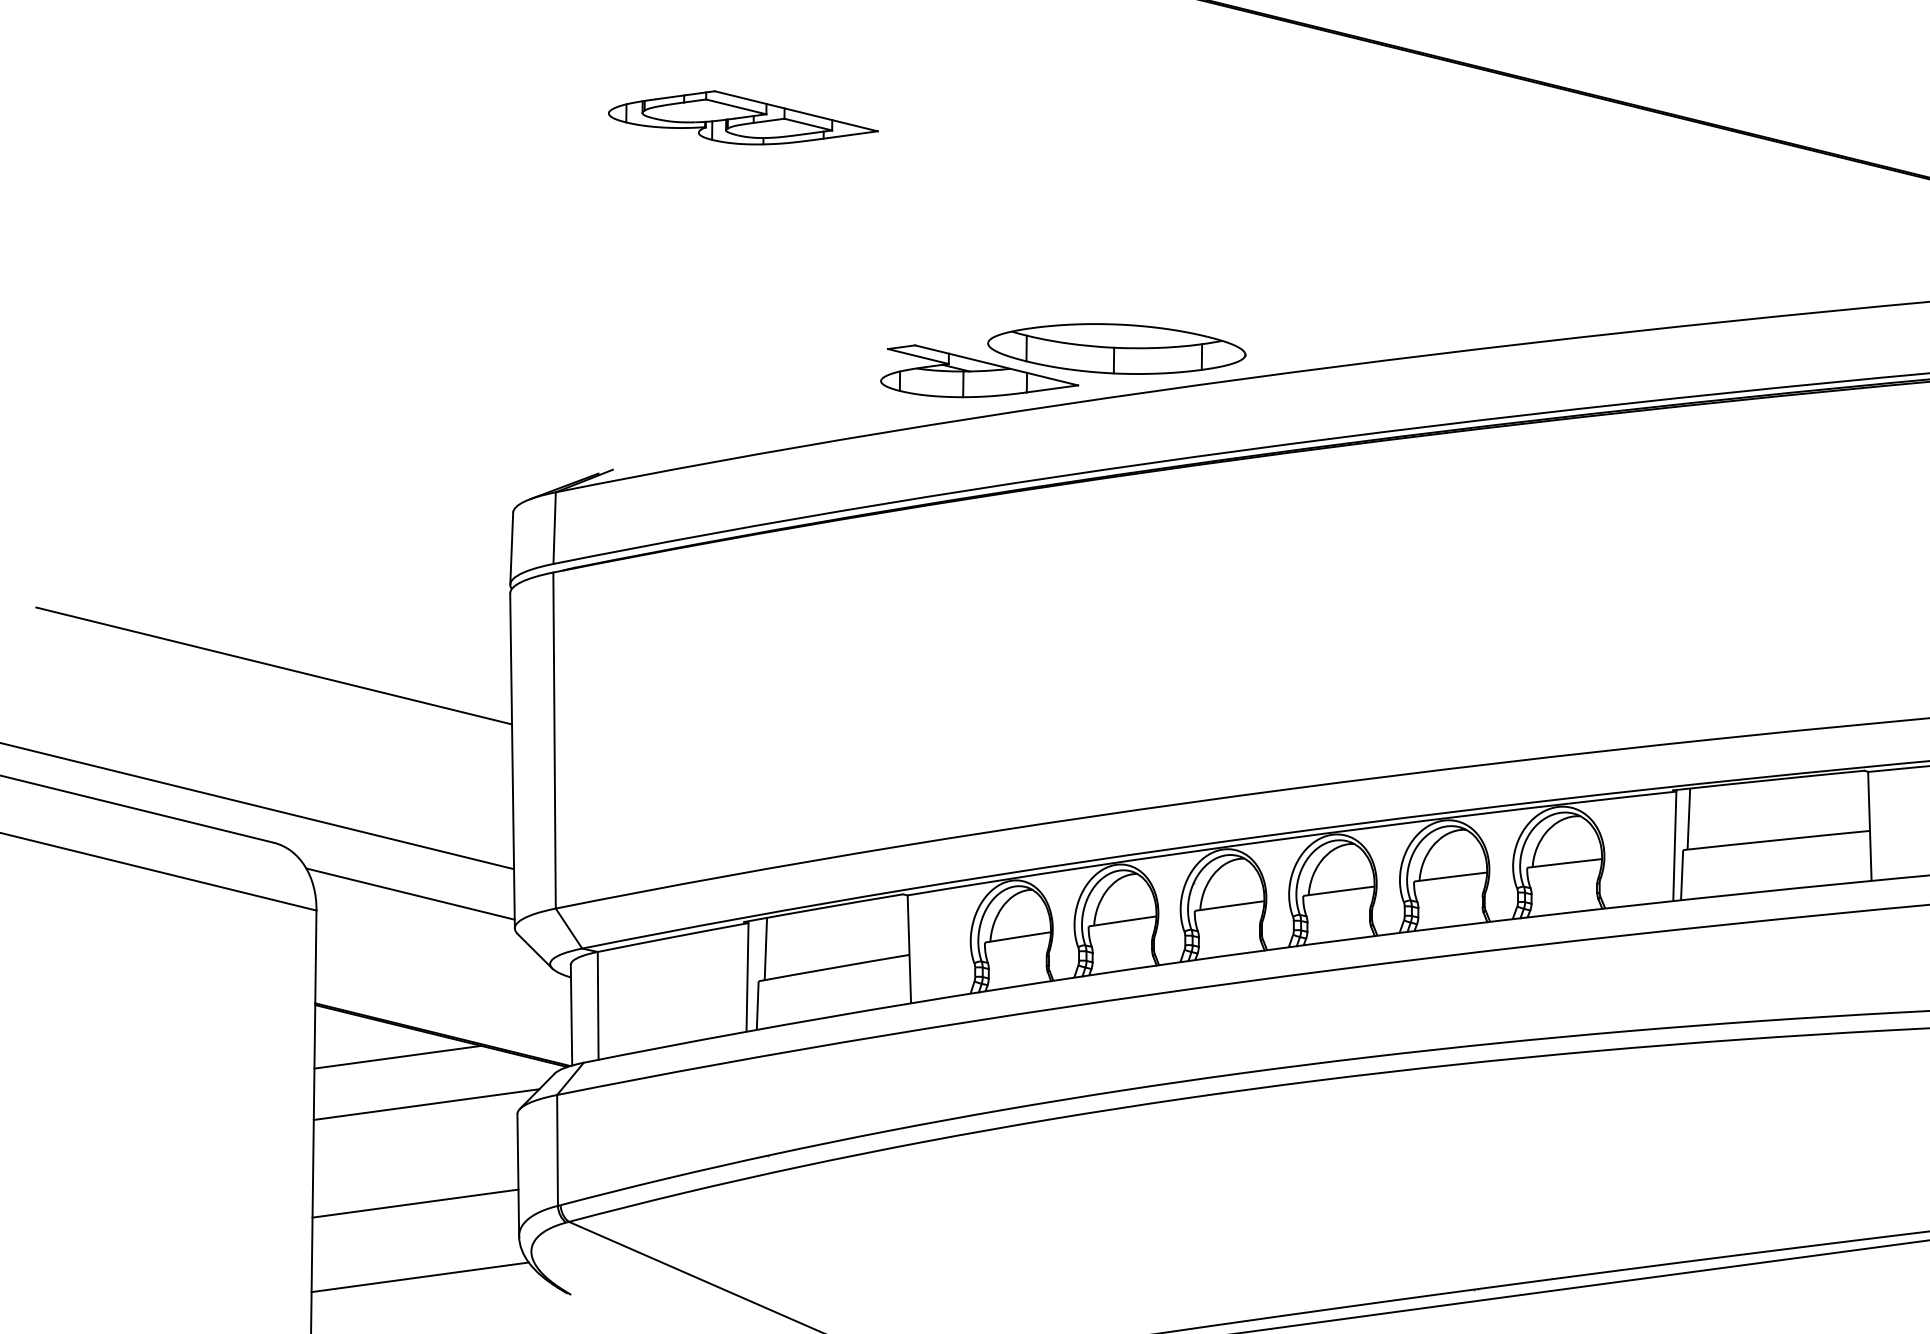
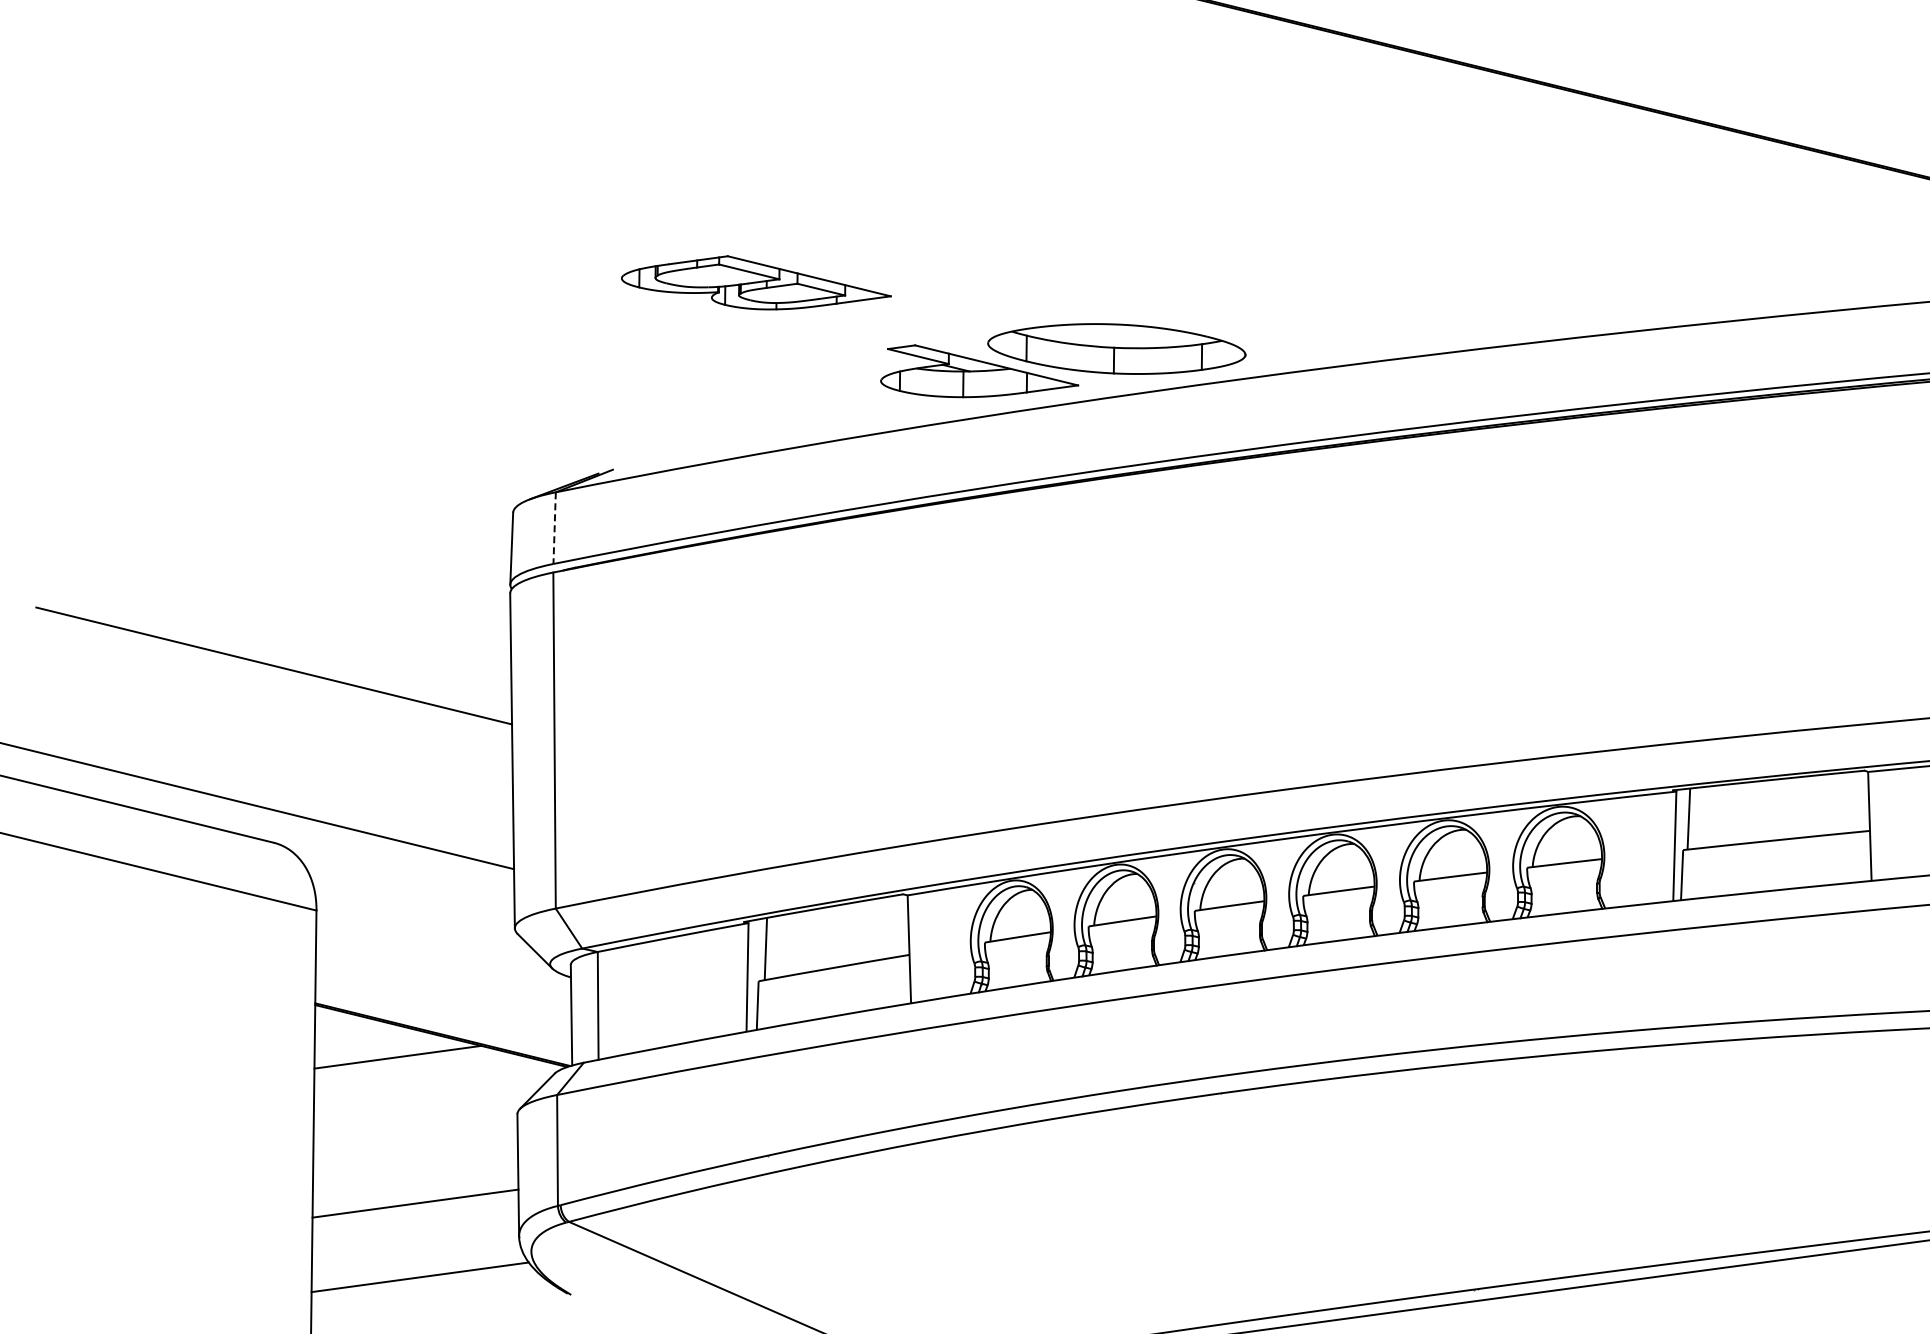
part position: (743, 117) -> (756, 282) (756, 282)
line: solid -> dashed (554, 528)
line: present -> none (410, 893)
line: present -> none (426, 1104)
